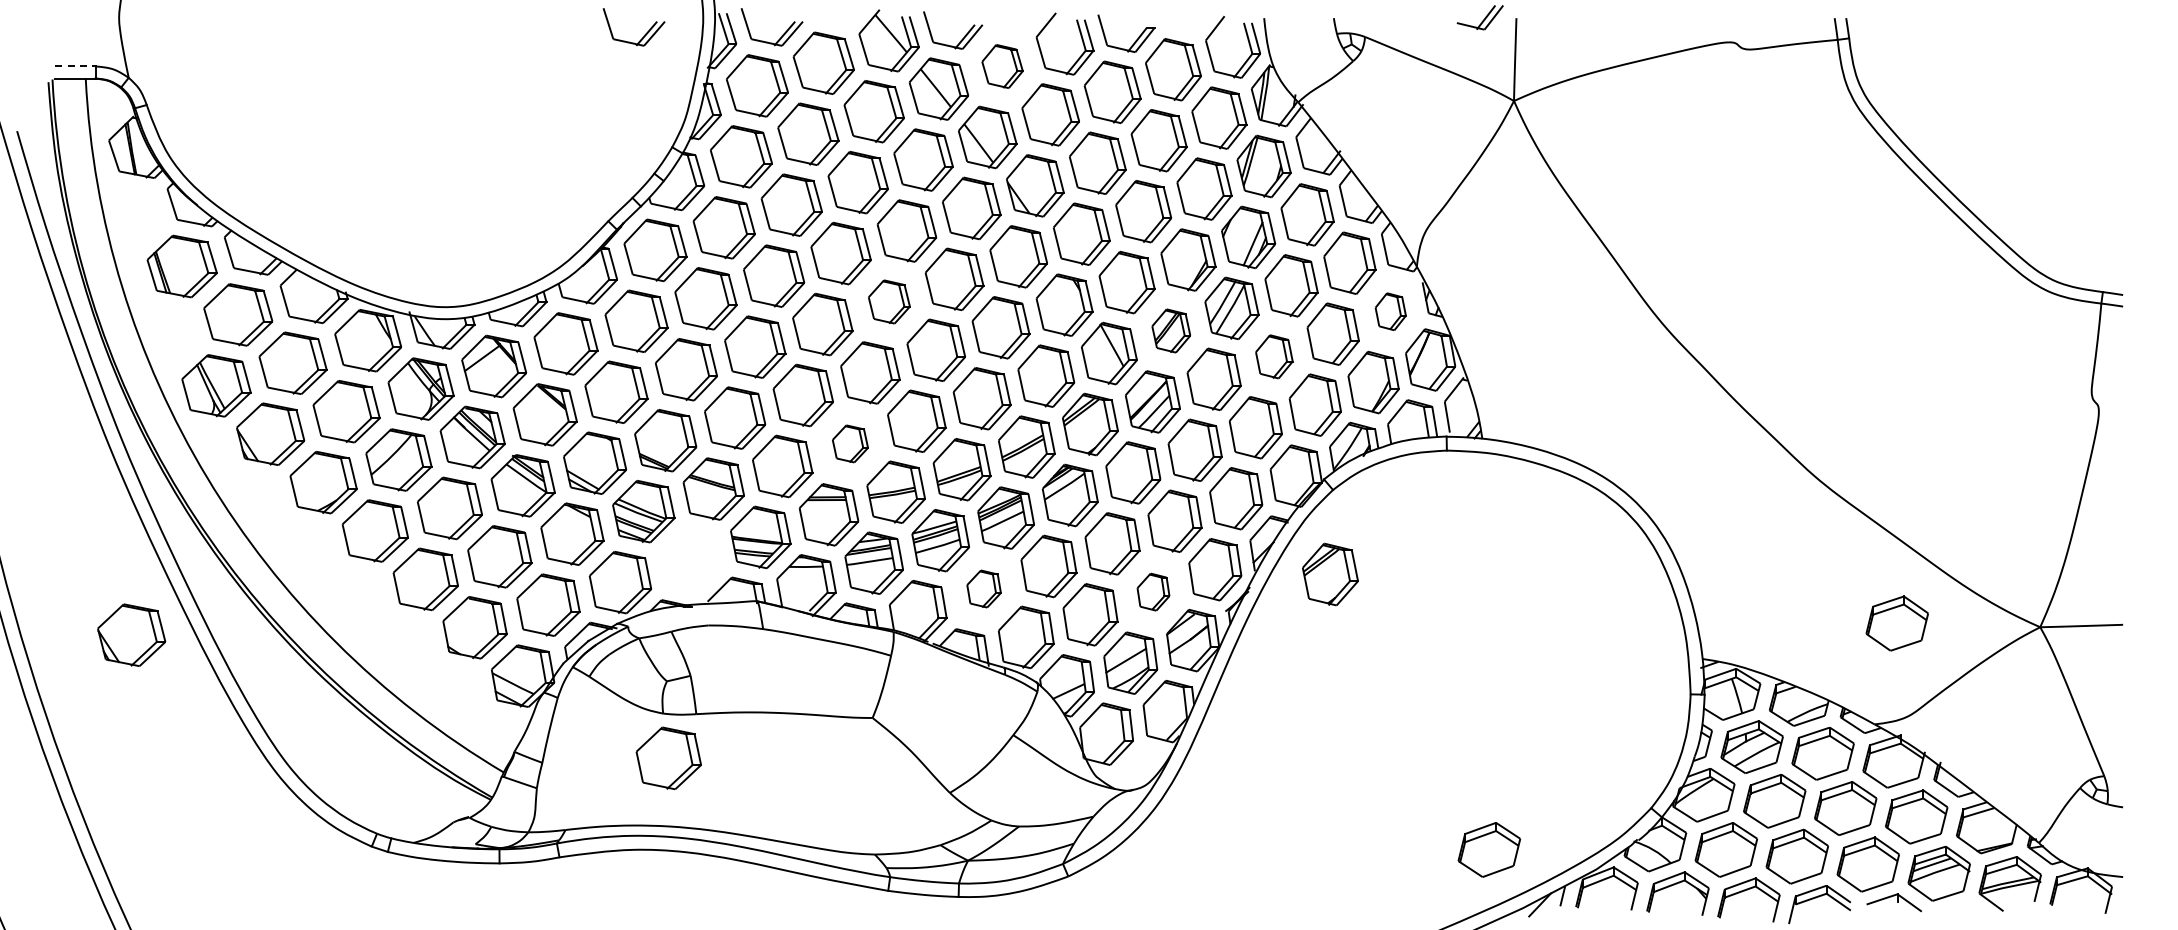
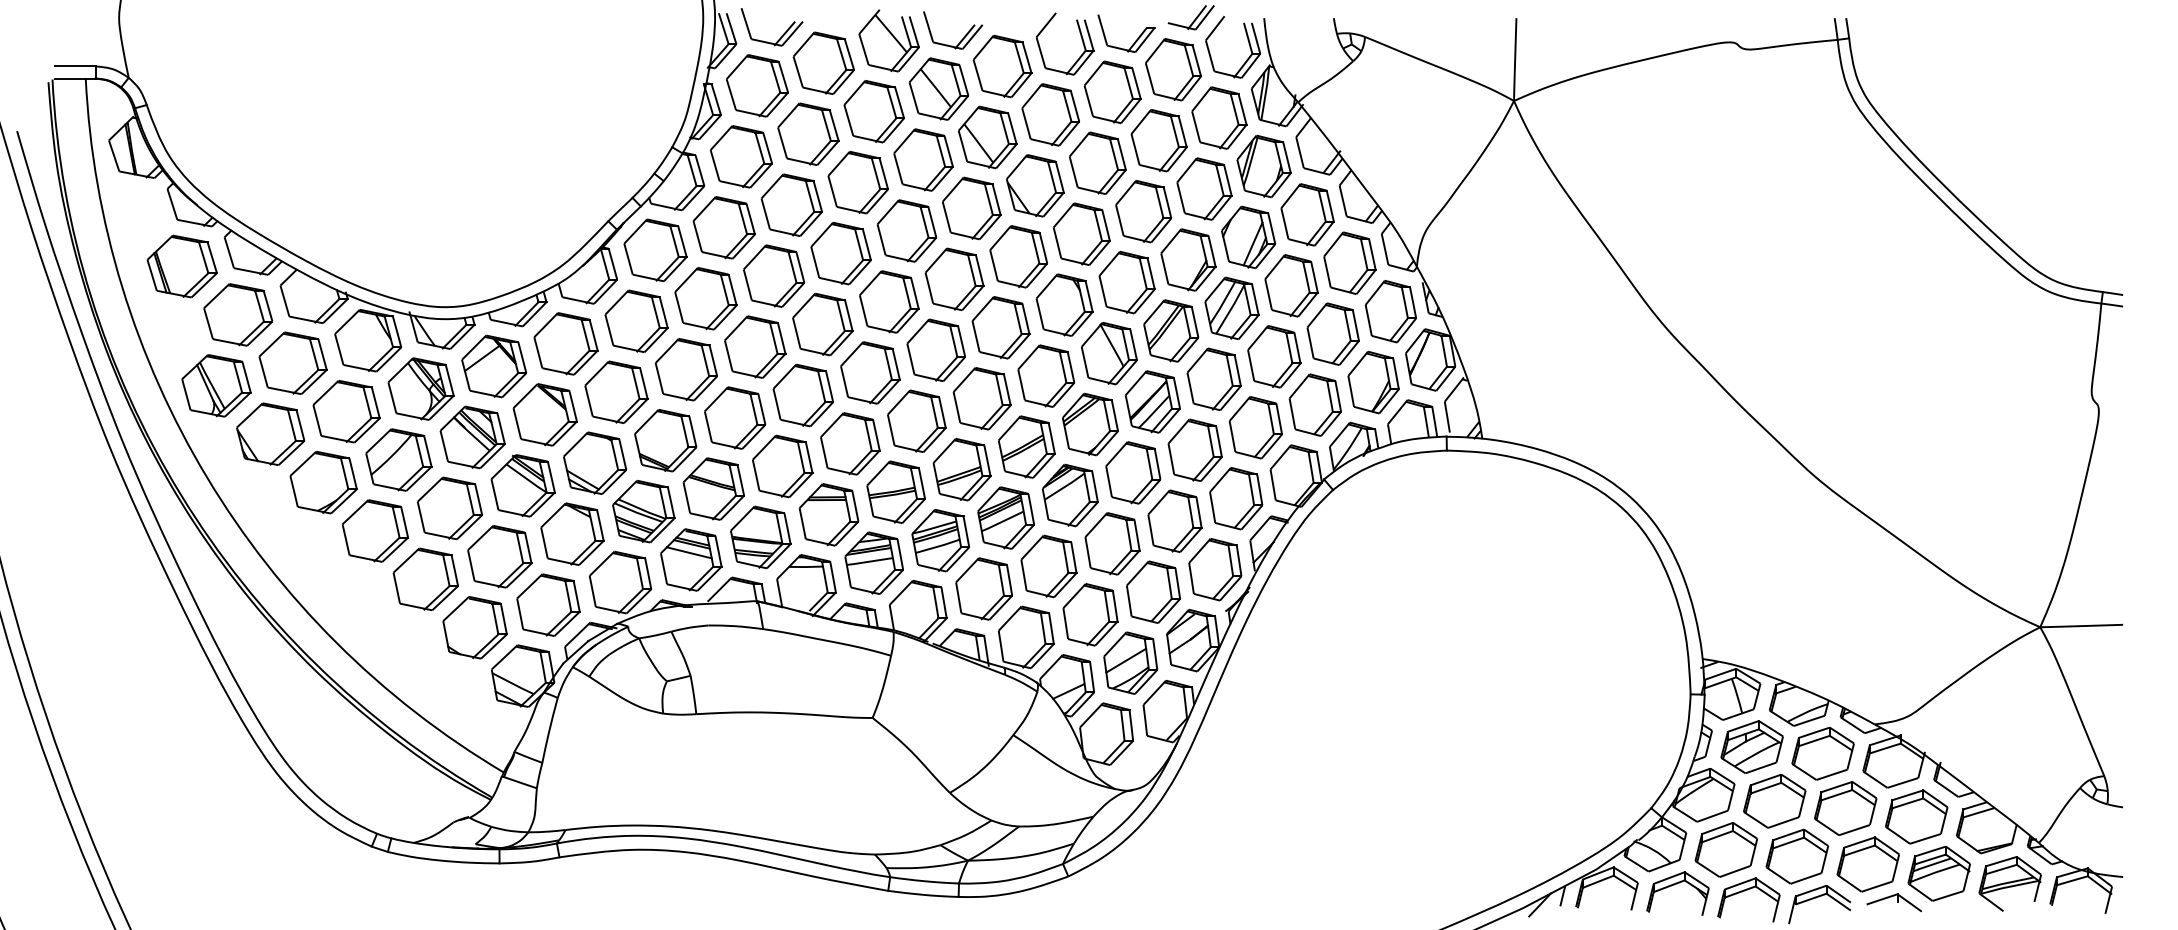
part position: (1479, 17) -> (1190, 17) (1190, 17)
part: present -> none (644, 34)
line: dashed -> solid (76, 66)
part size: 43x45 px -> 61x65 px (1002, 66)
part size: 43x46 px -> 61x64 px (889, 301)
part size: 33x39 px -> 53x64 px (1390, 311)
part size: 41x46 px -> 57x64 px (1171, 330)
part size: 39x46 px -> 55x64 px (1274, 356)
part size: 37x40 px -> 61x64 px (850, 443)
part: none -> present (691, 559)
part: present -> none (1330, 574)
part size: 36x40 px -> 58x64 px (983, 588)
part size: 35x40 px -> 55x64 px (1153, 591)
part: present -> none (1896, 623)
part: present -> none (131, 634)
part: present -> none (668, 758)
part: present -> none (1489, 849)
